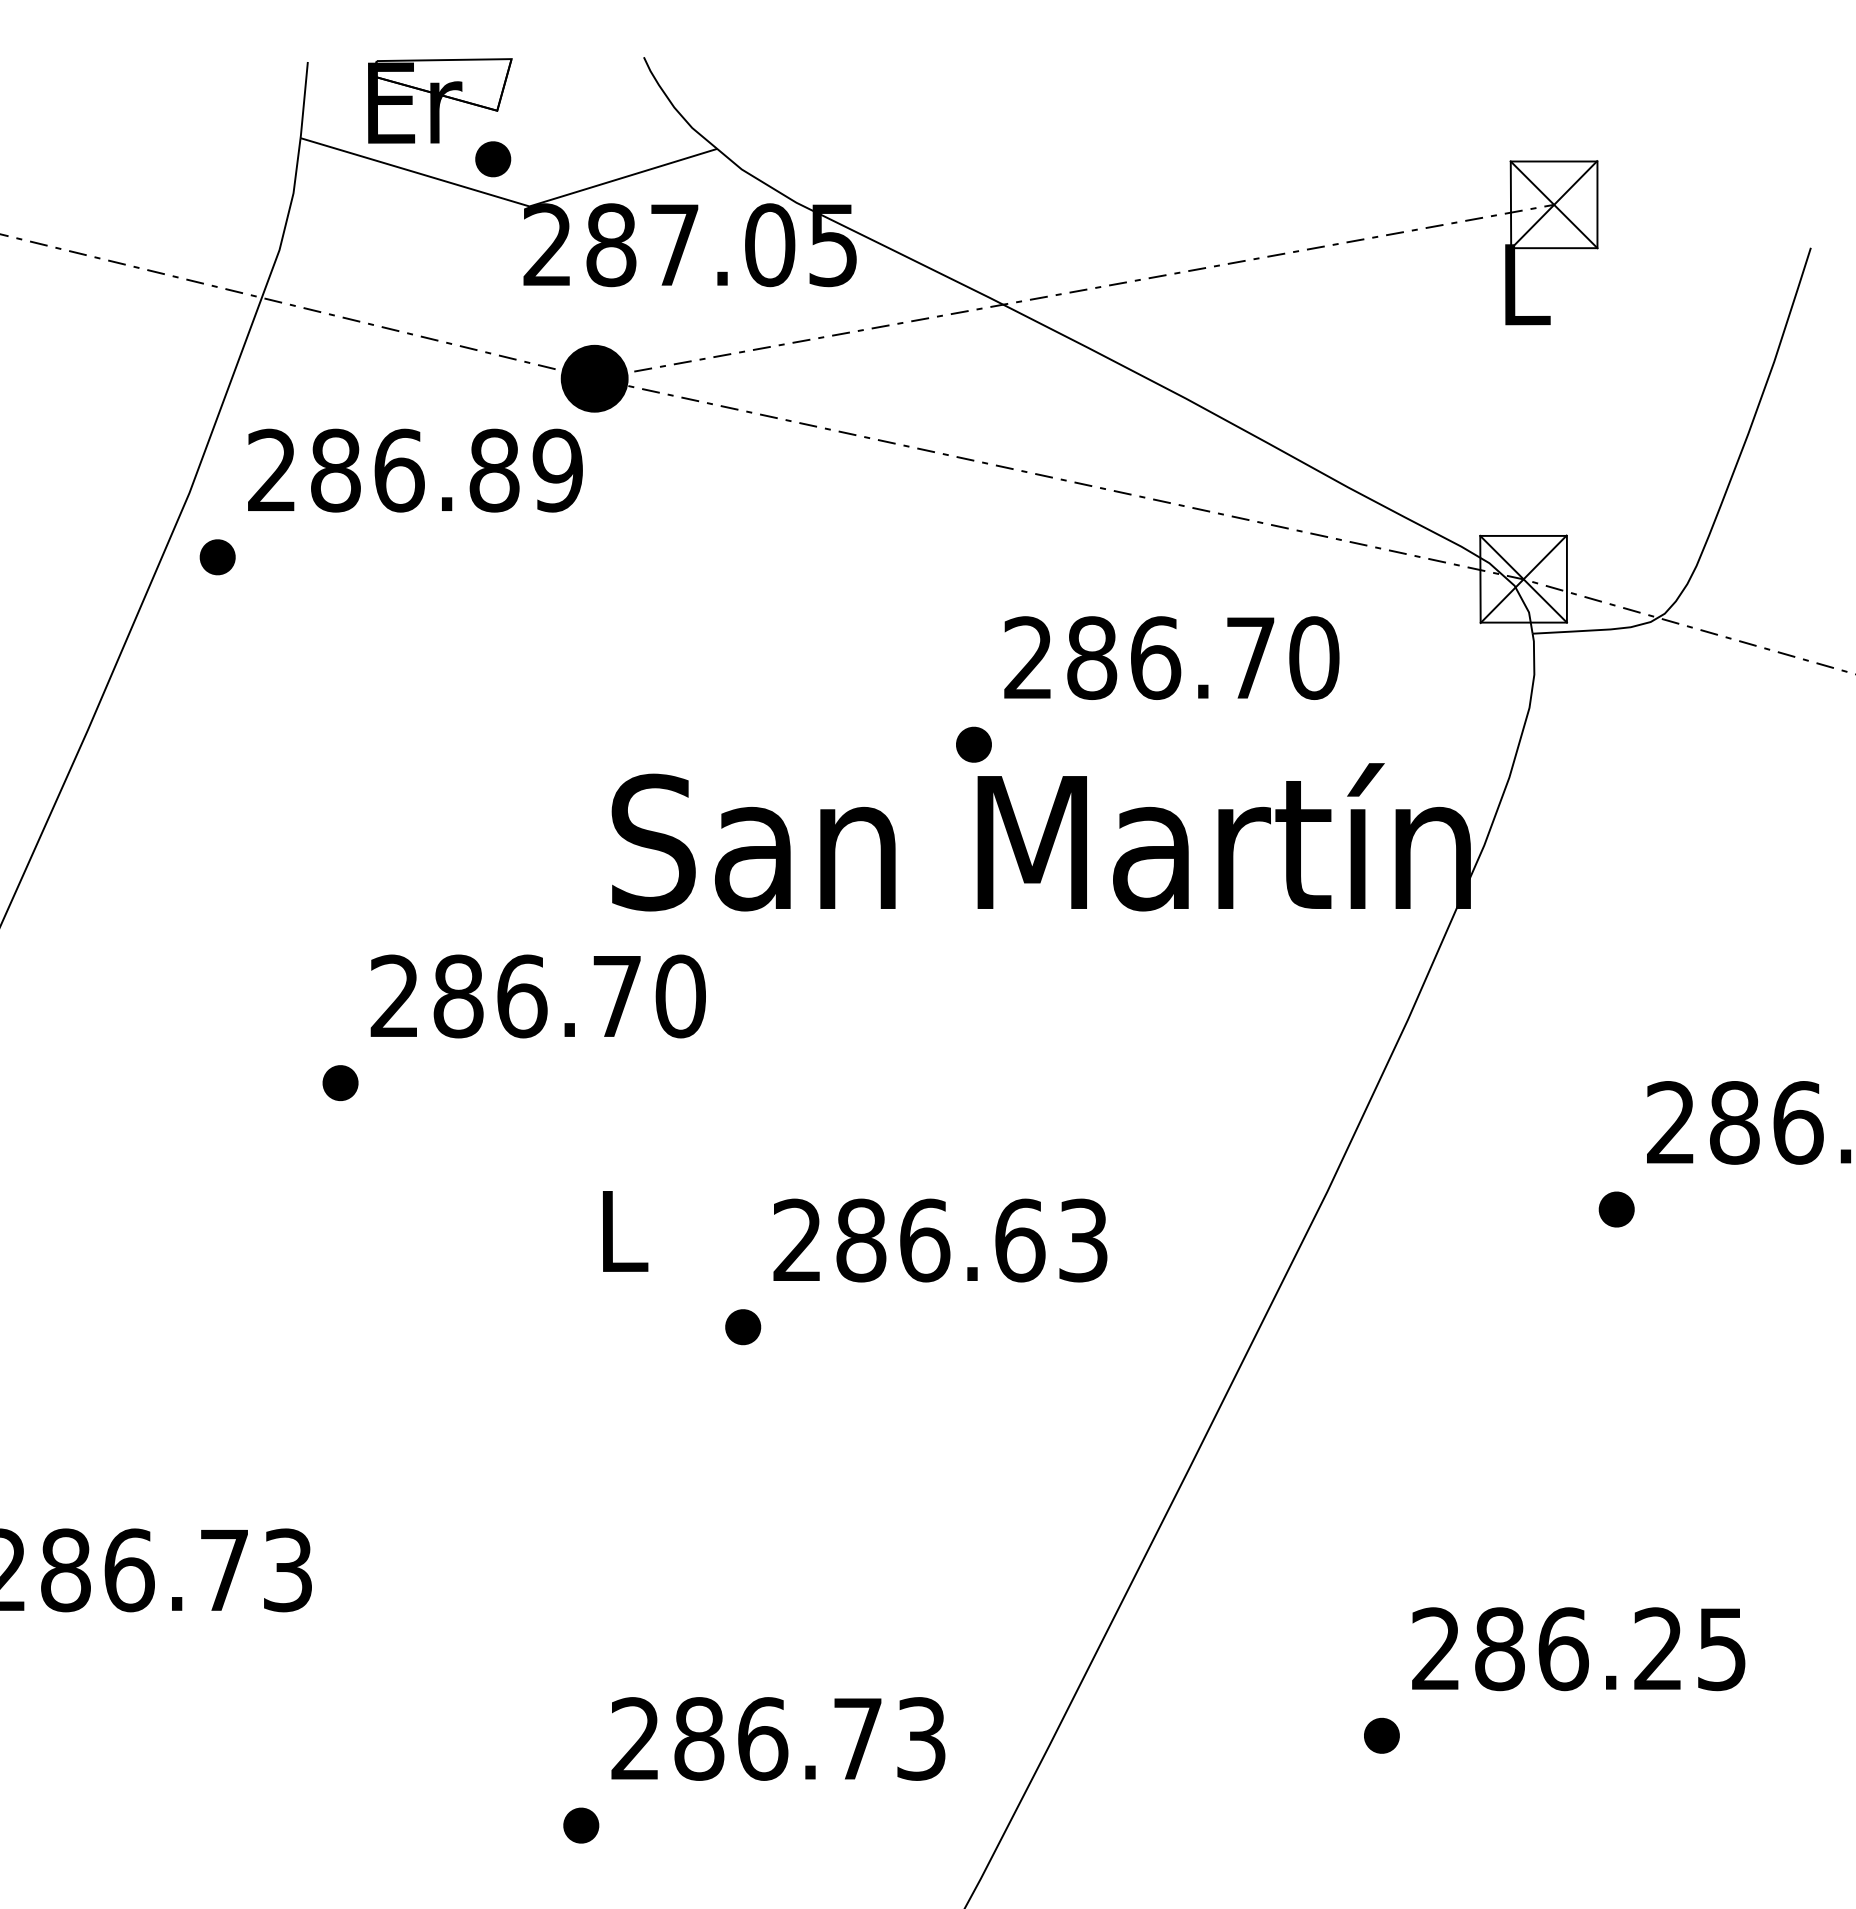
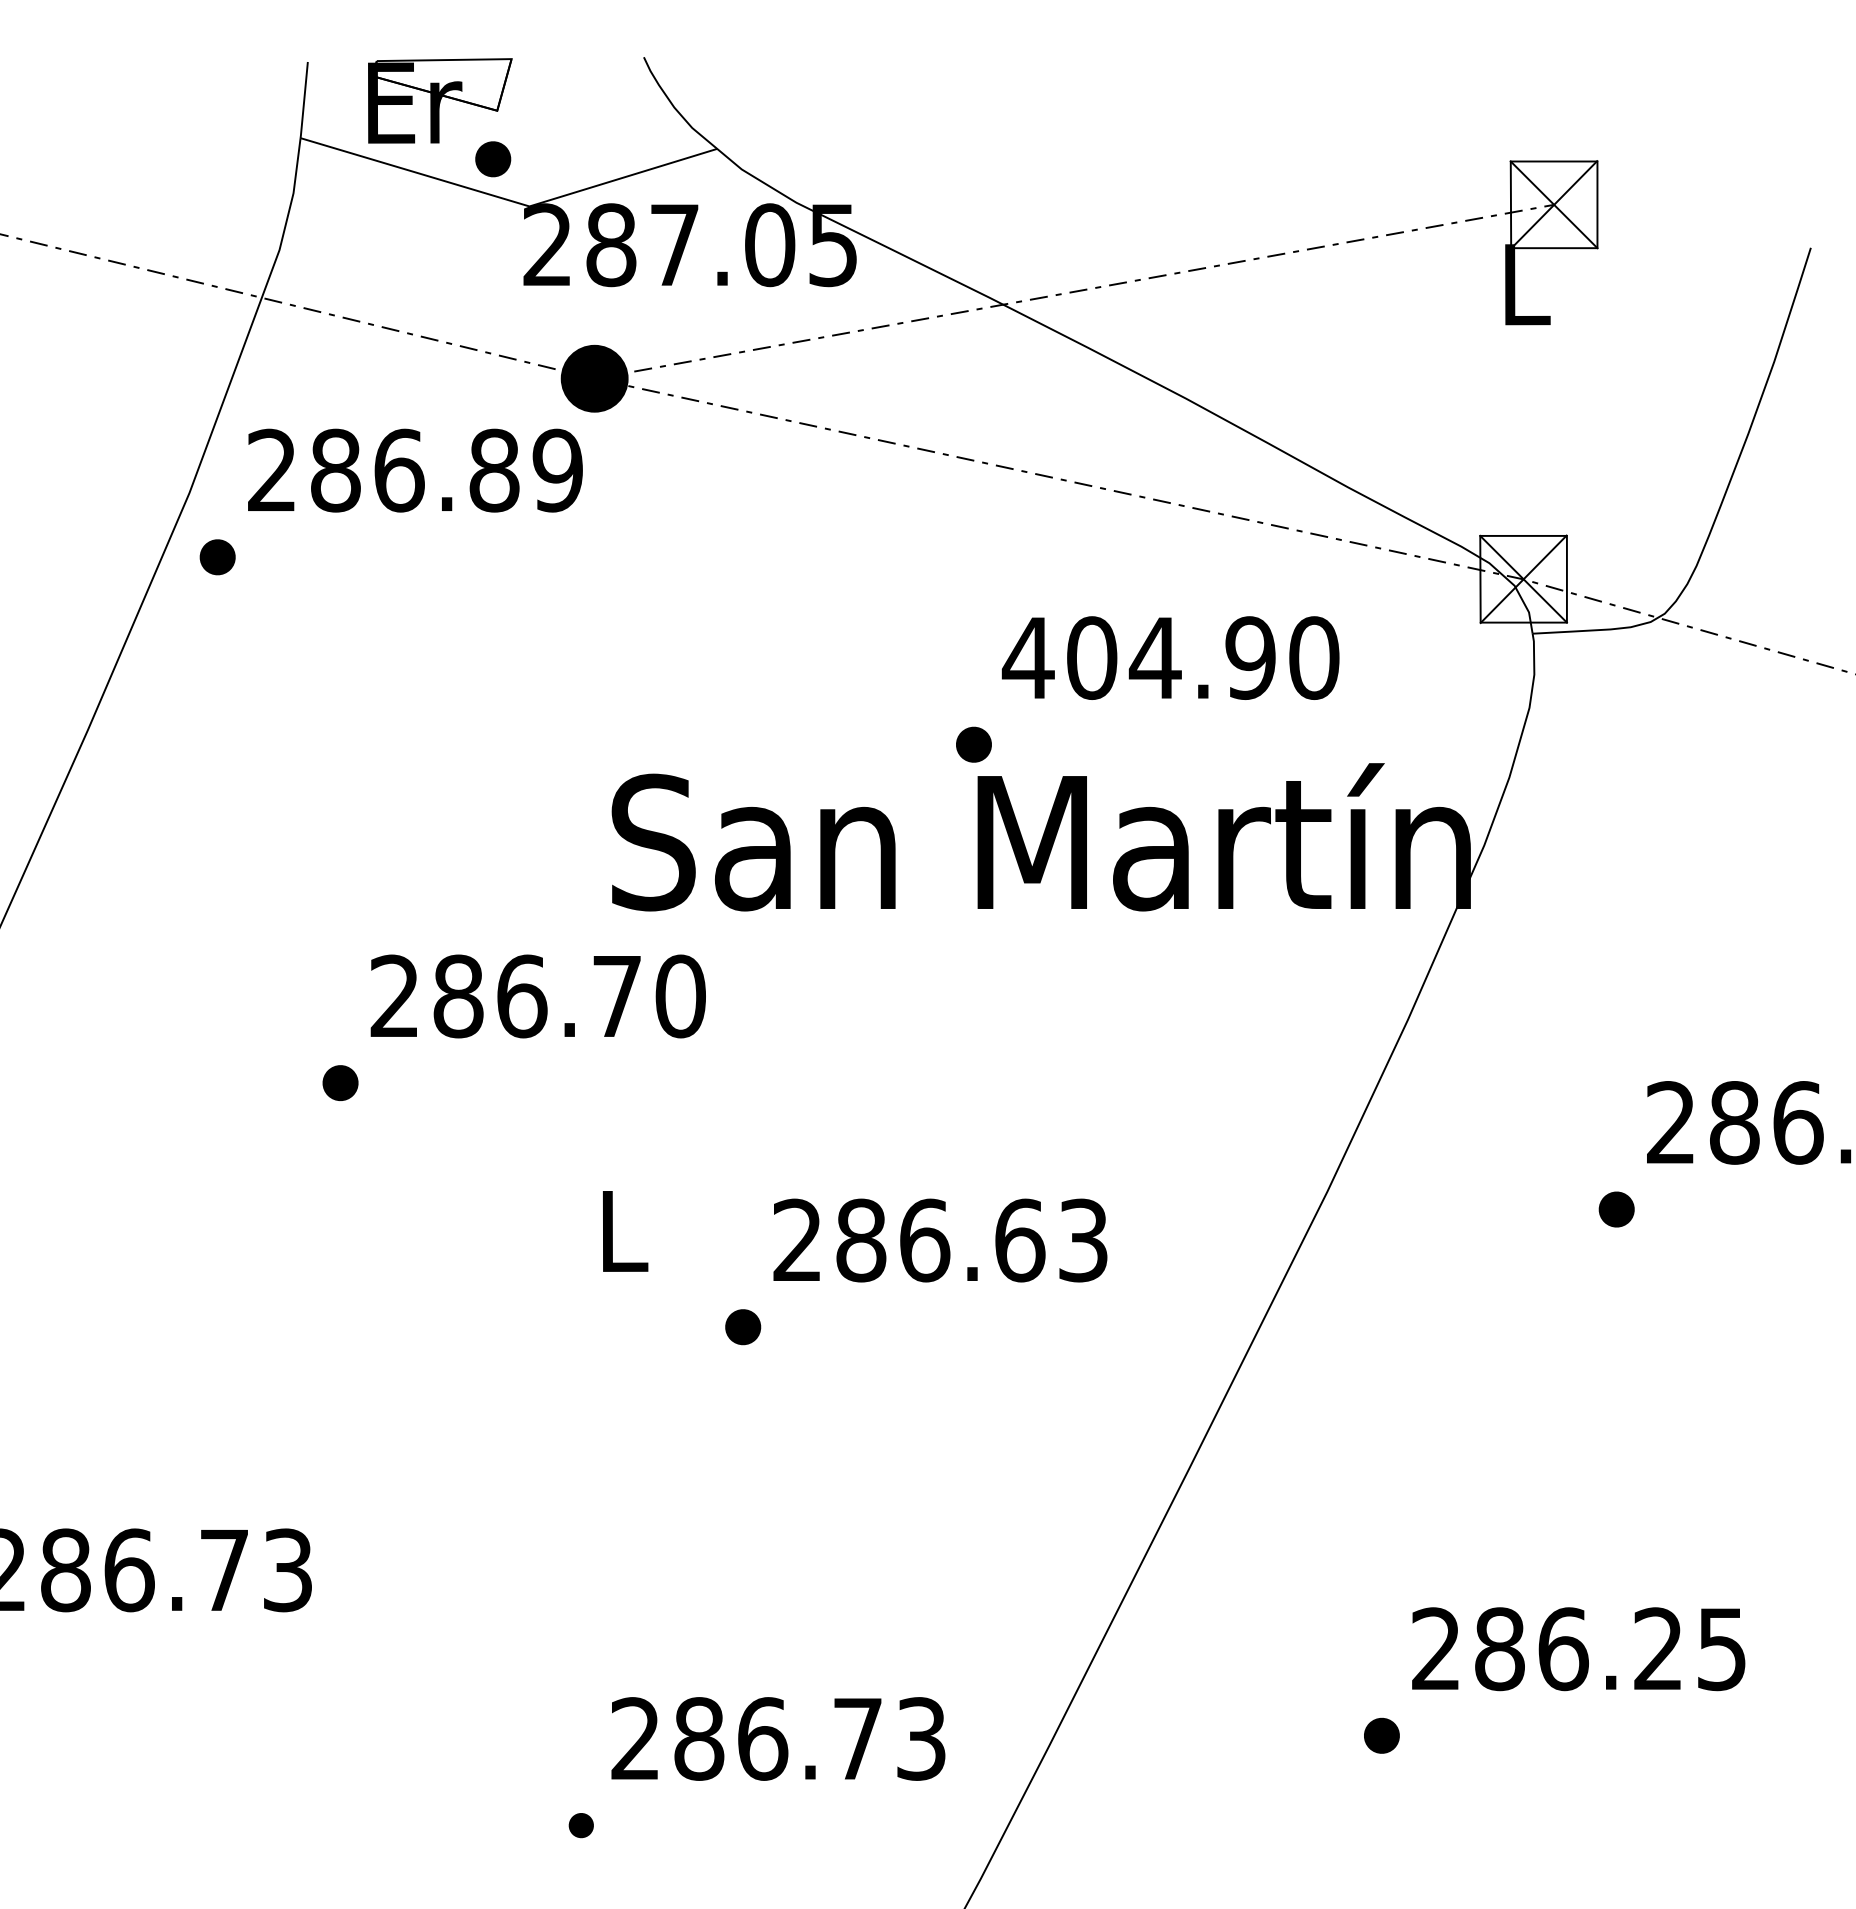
text: 286.70 -> 404.90 (1138, 657)
part size: 37x37 px -> 26x26 px (580, 1825)
